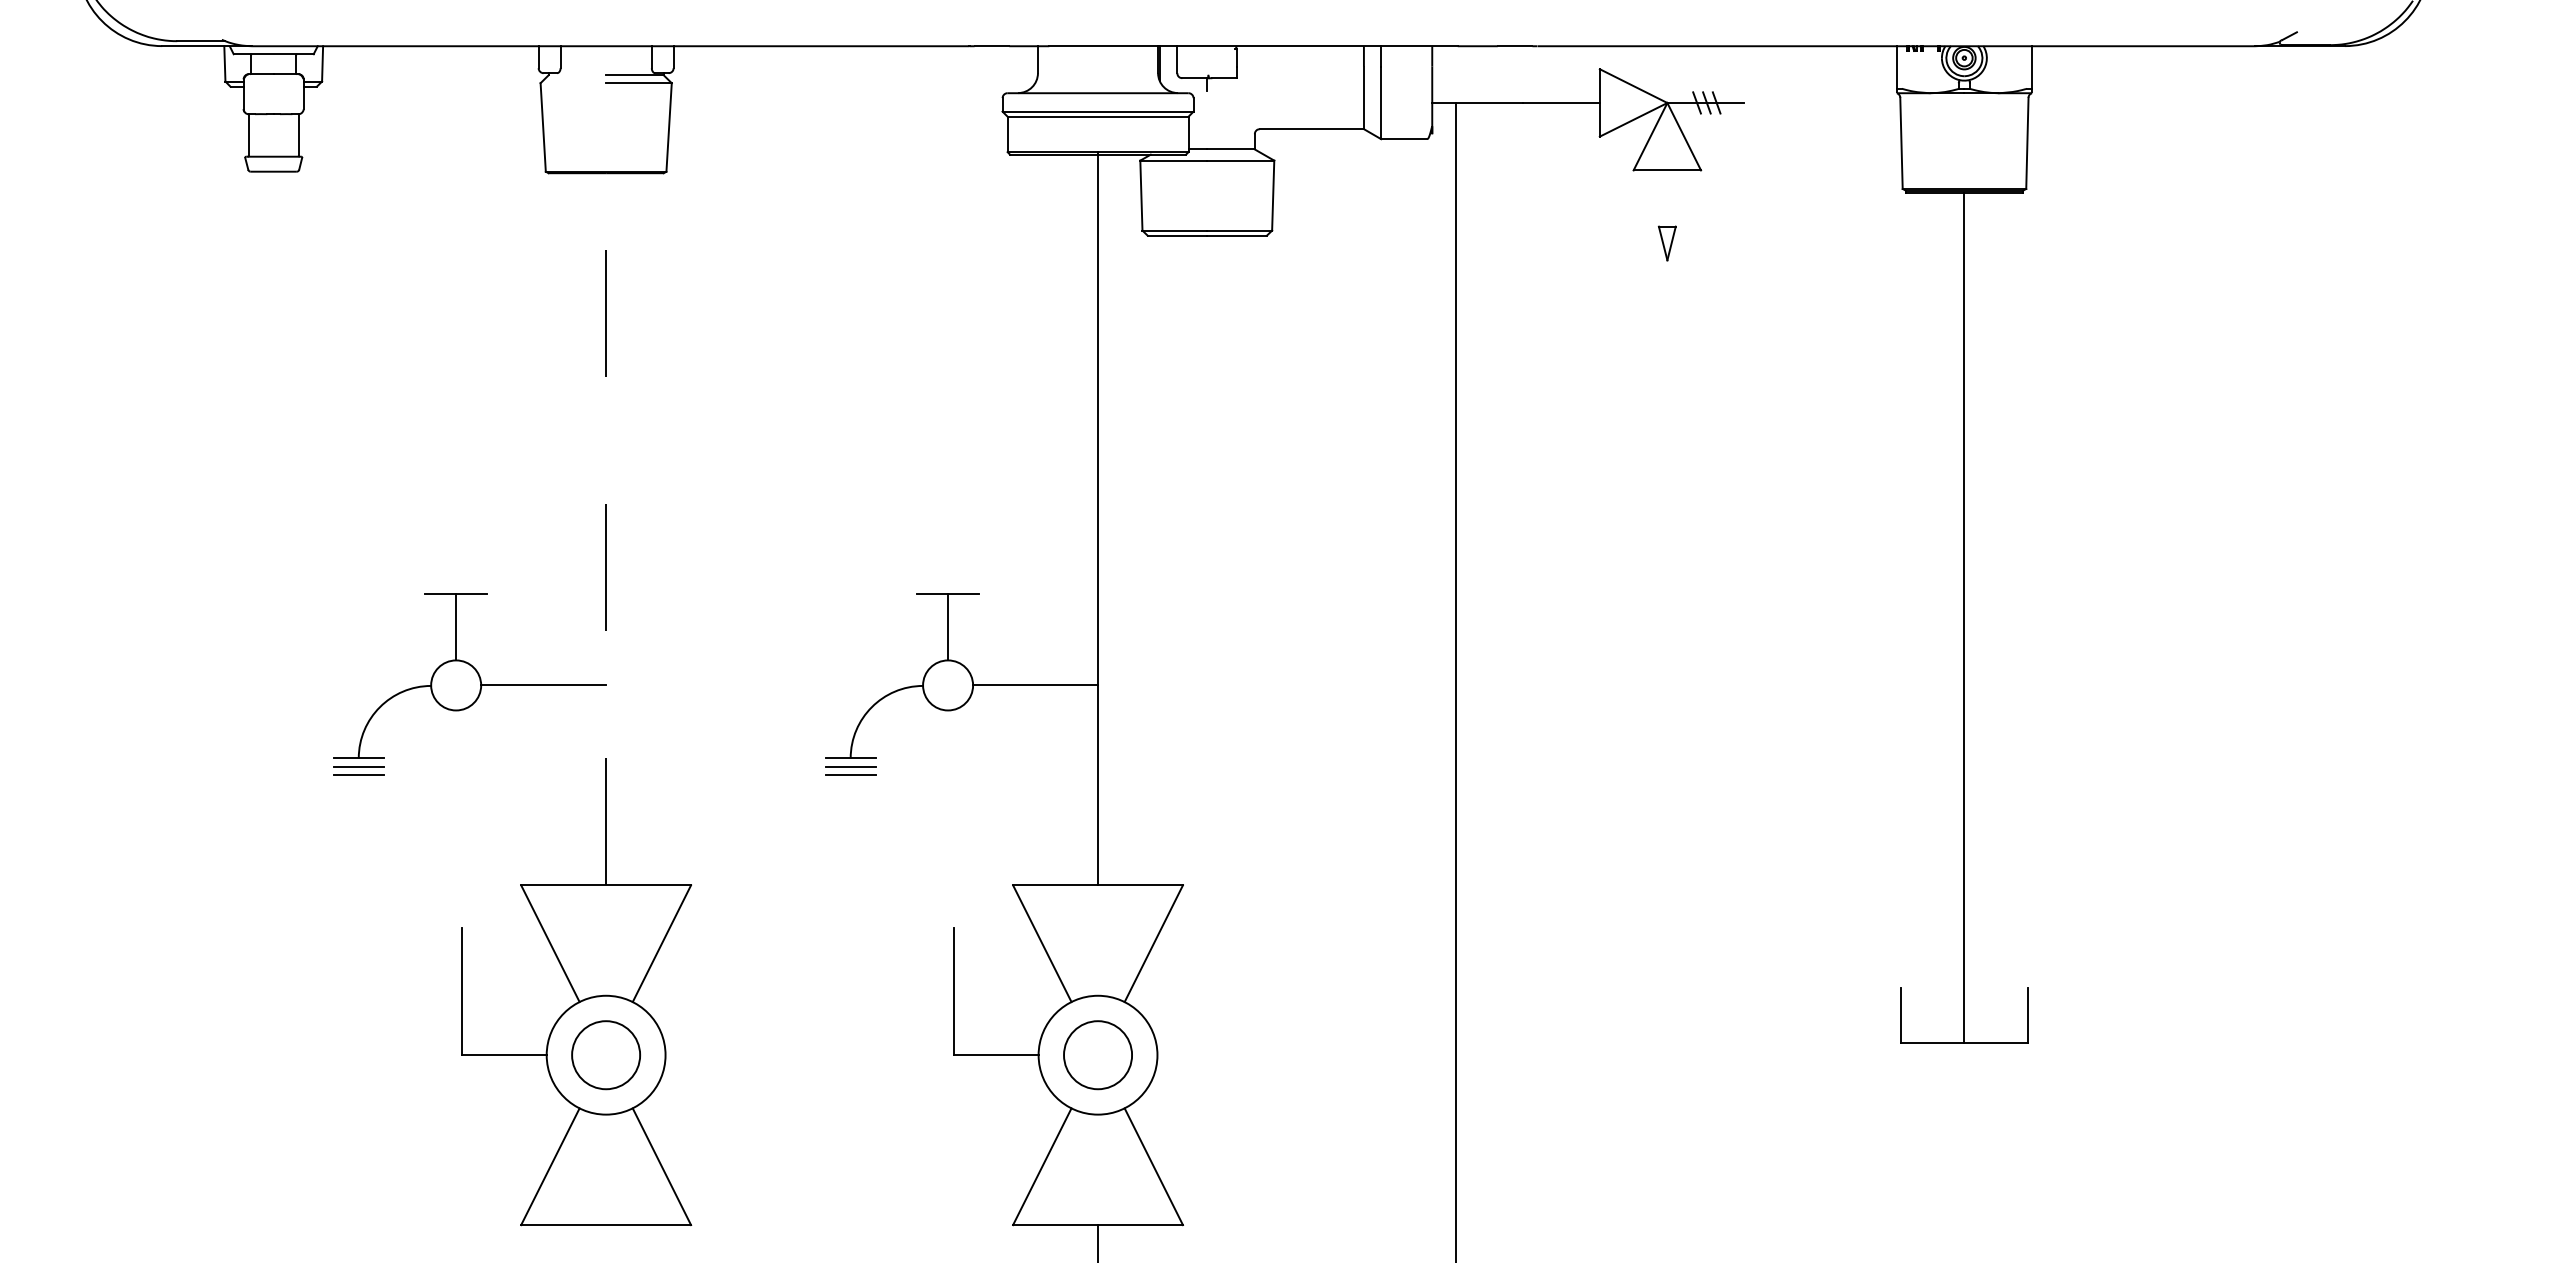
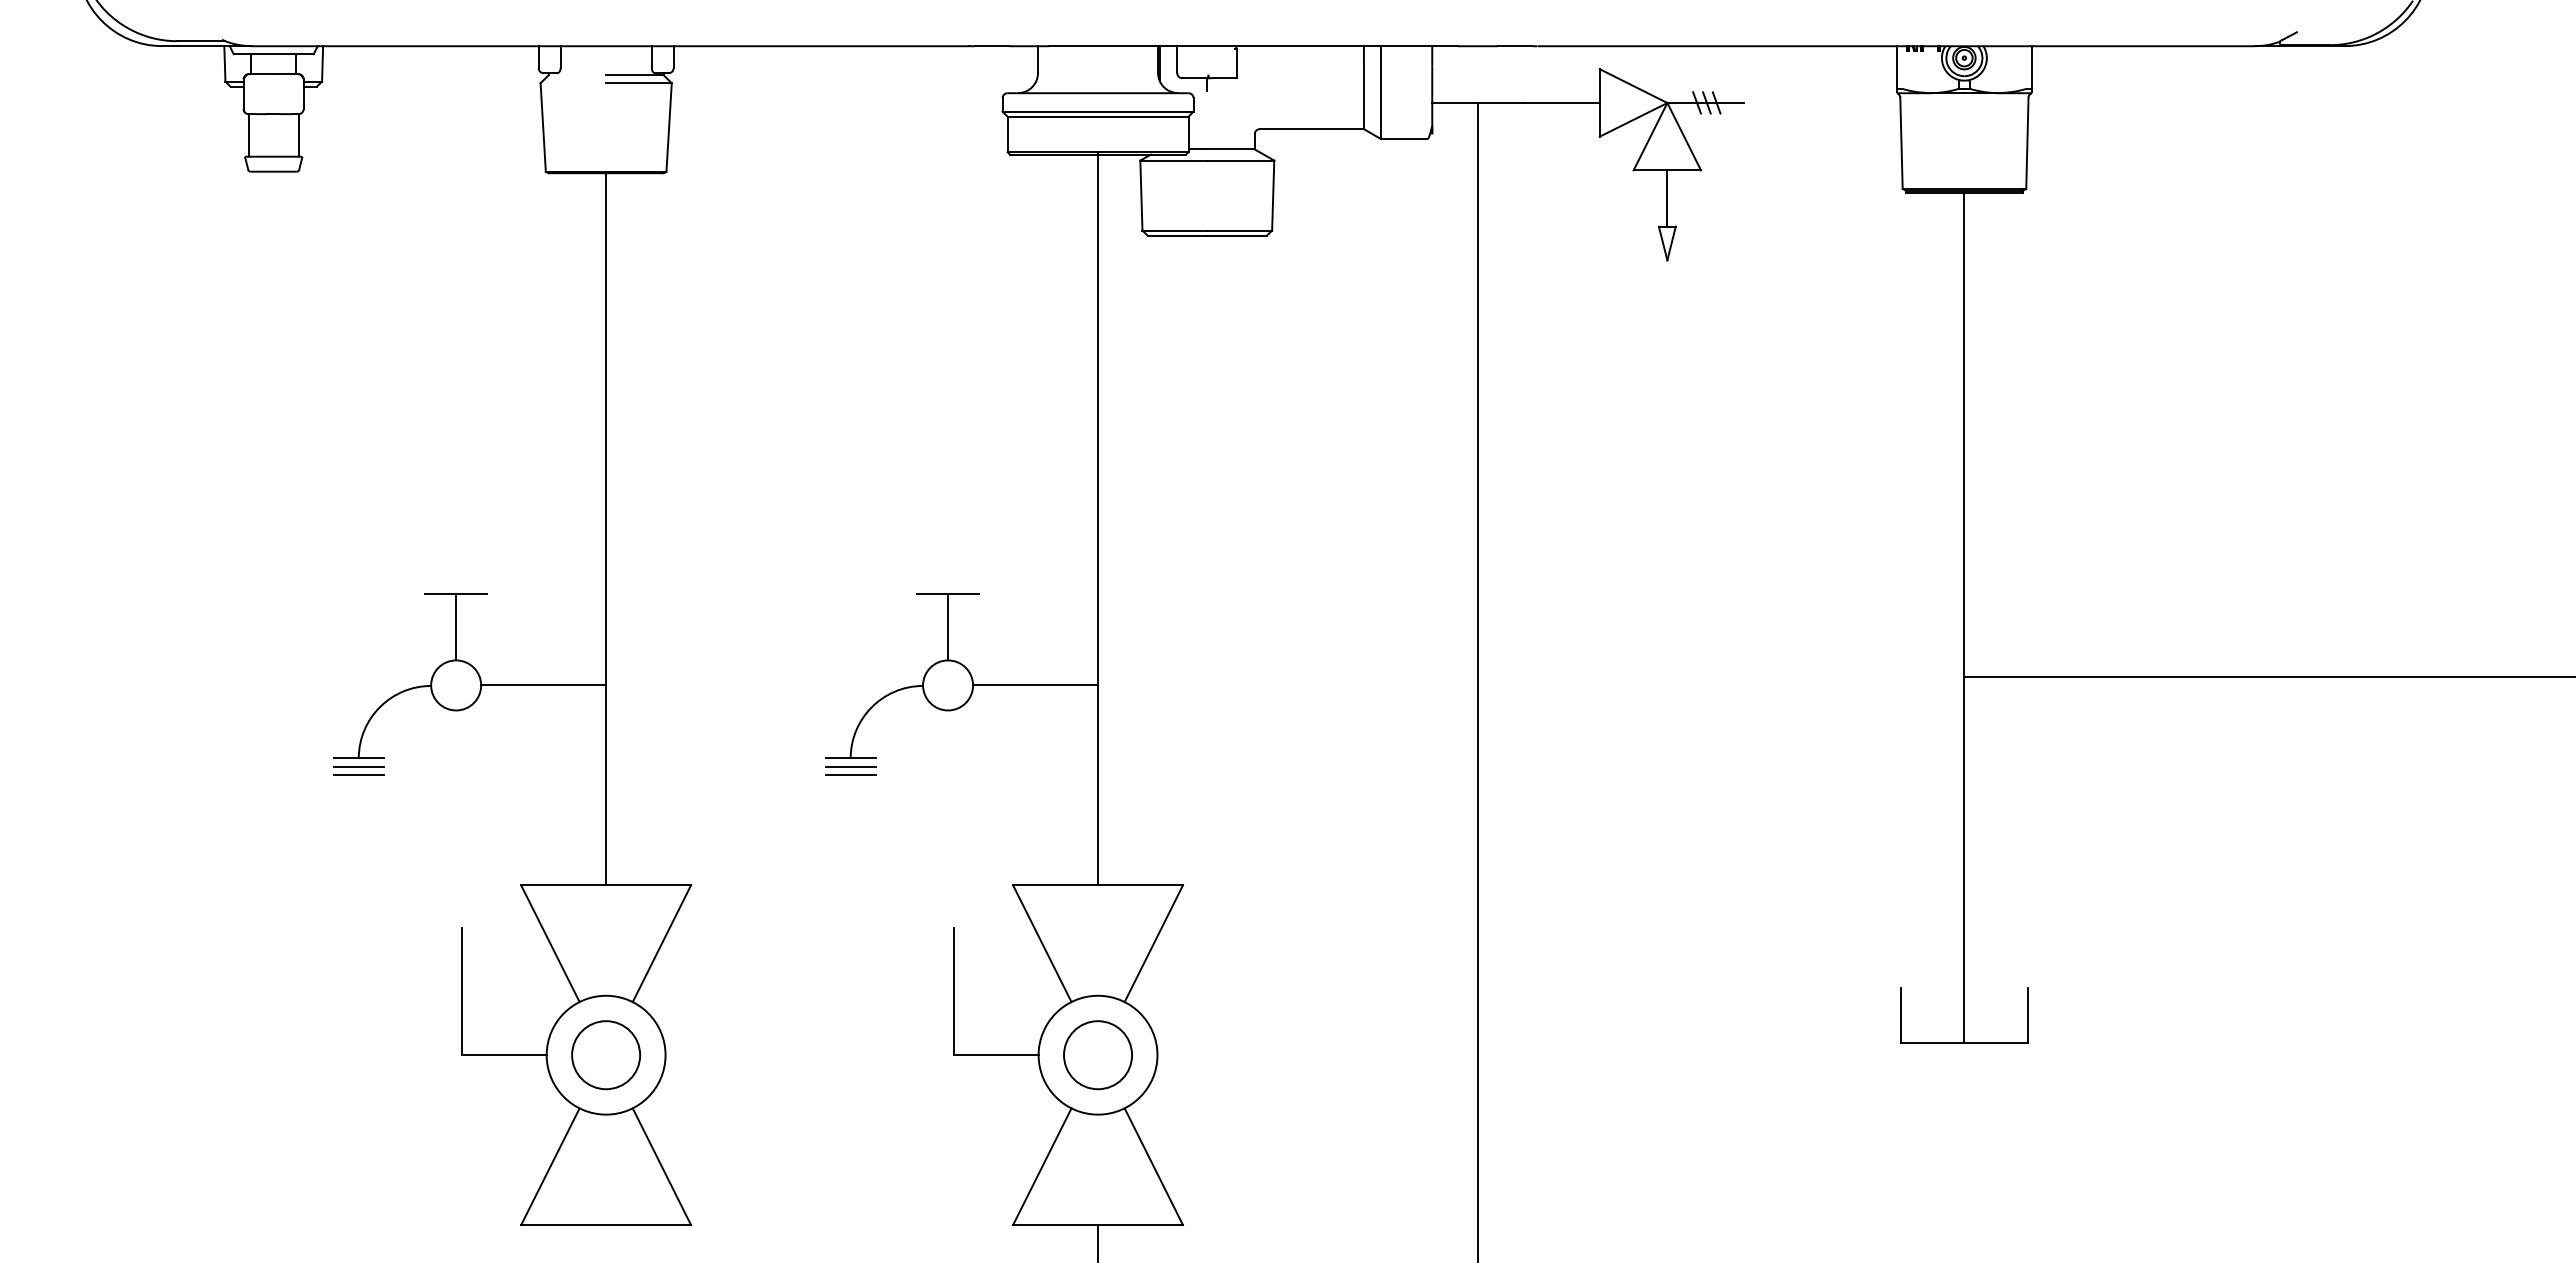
line: none -> present (1667, 198)
line: dashed -> solid (606, 528)
line: none -> present (2268, 677)
line position: (1455, 681) -> (1477, 681) (1477, 681)
